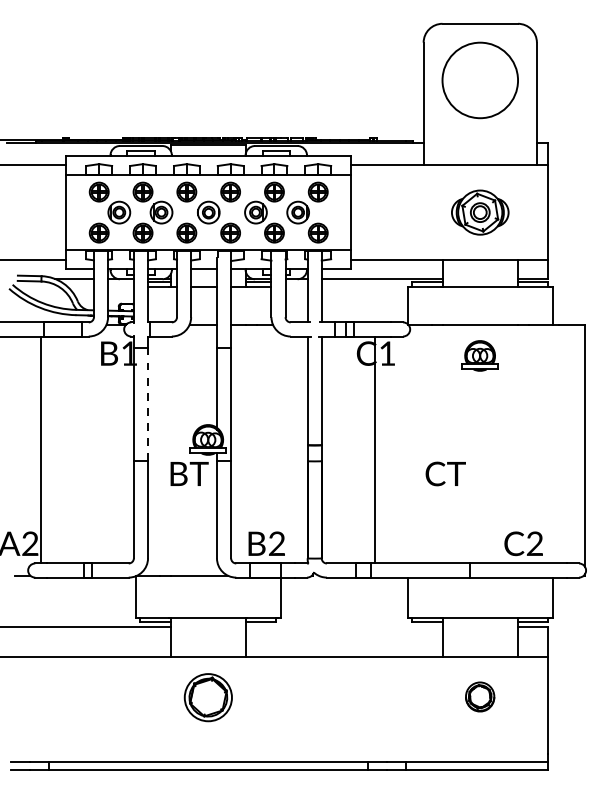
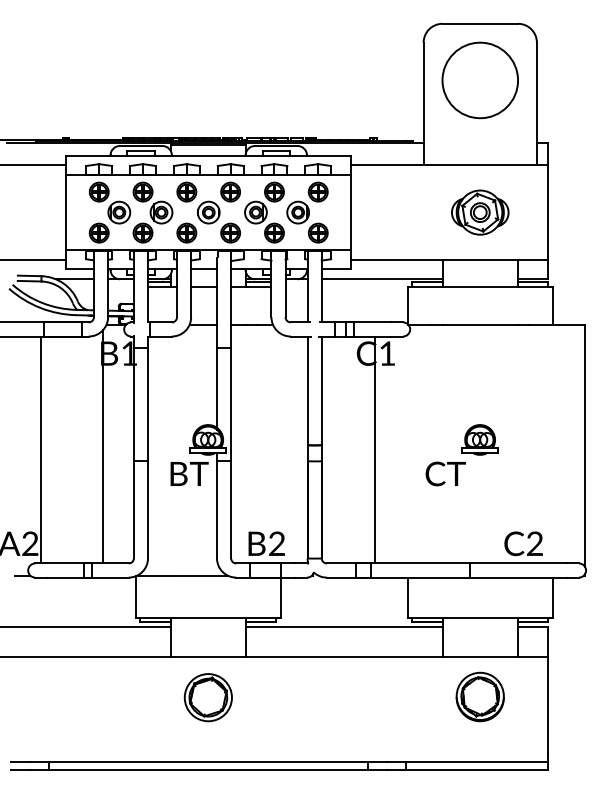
part position: (479, 355) -> (479, 439) (479, 439)
line: dashed -> solid (148, 404)
line: none -> present (103, 446)
line: none -> present (343, 626)
part size: 31x32 px -> 50x52 px (479, 696)
